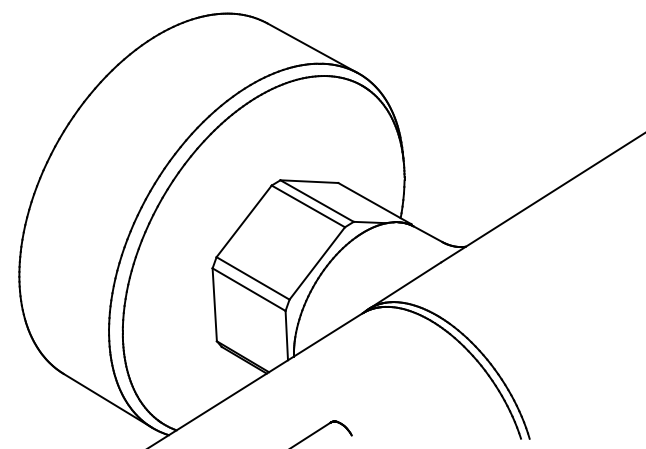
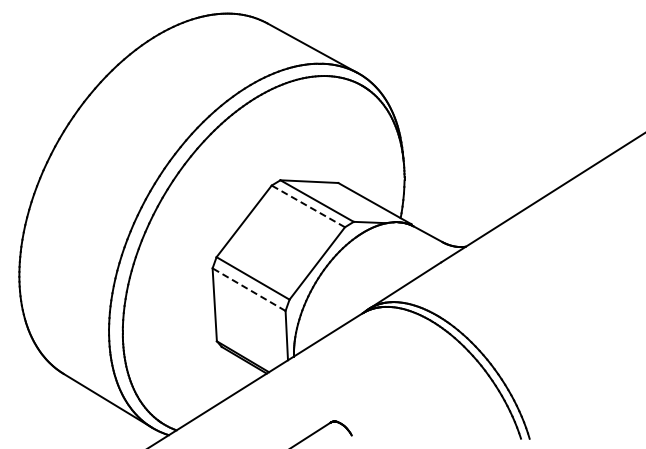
line: solid -> dashed (307, 206)
line: solid -> dashed (248, 289)
